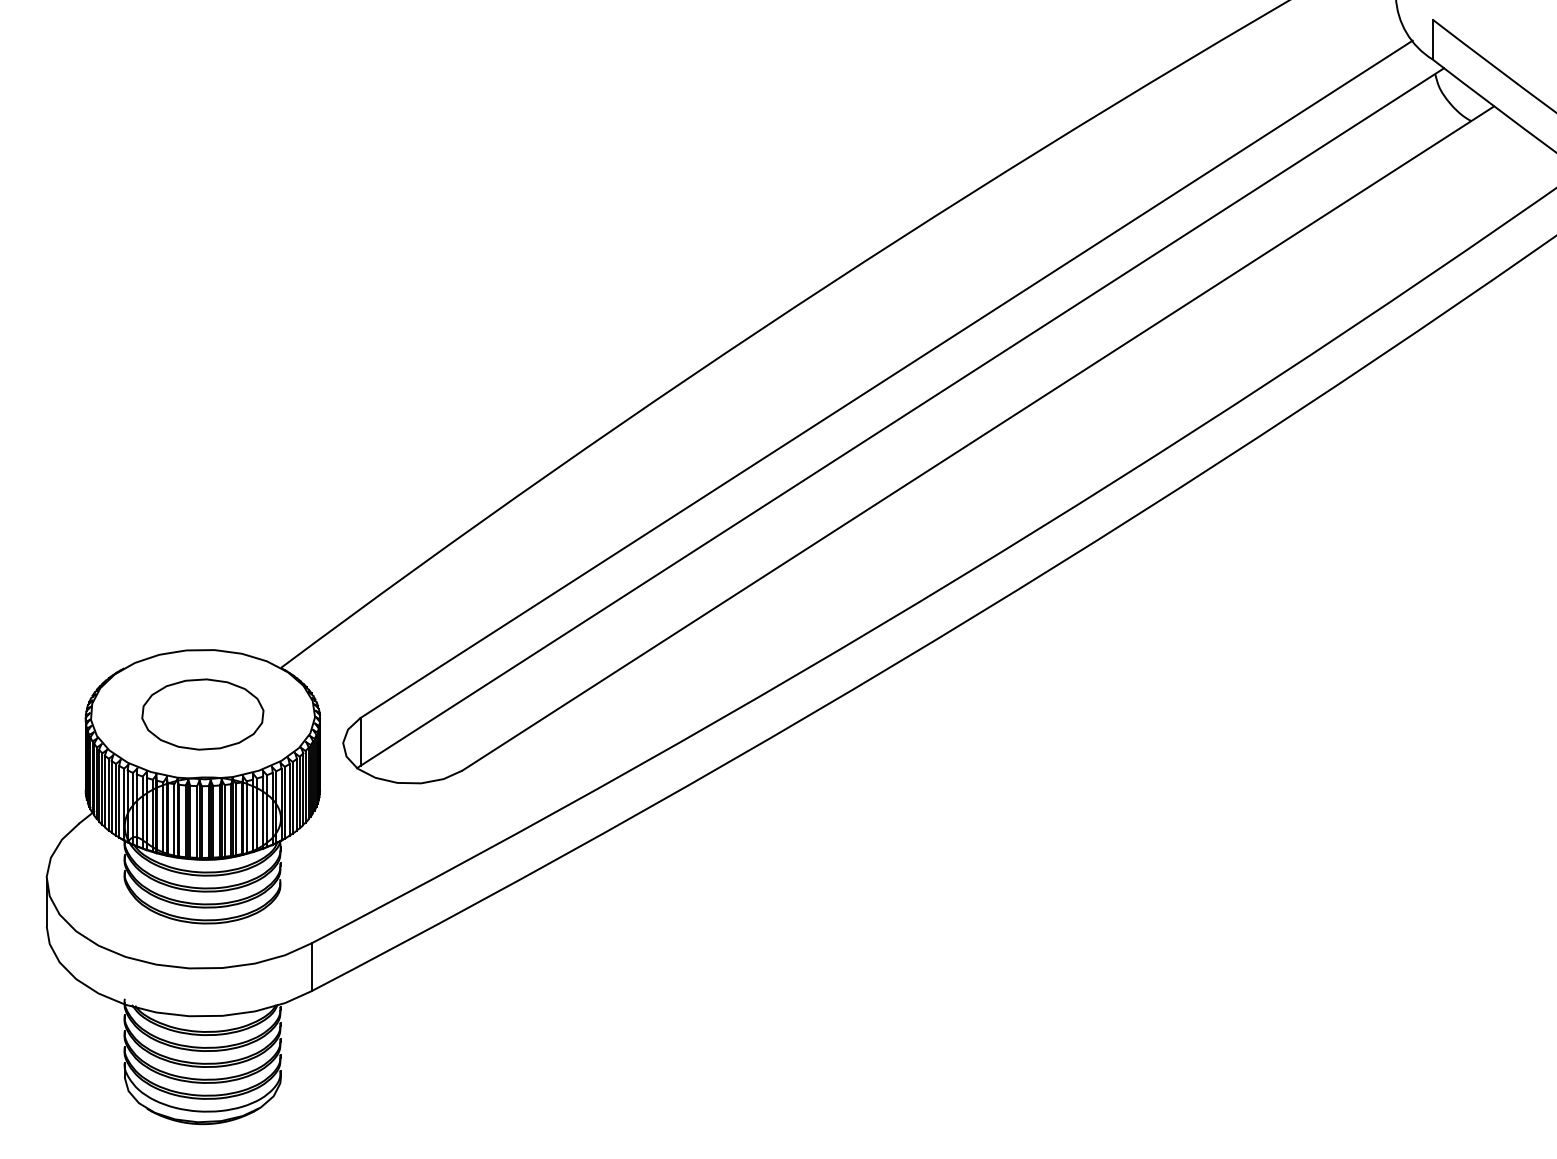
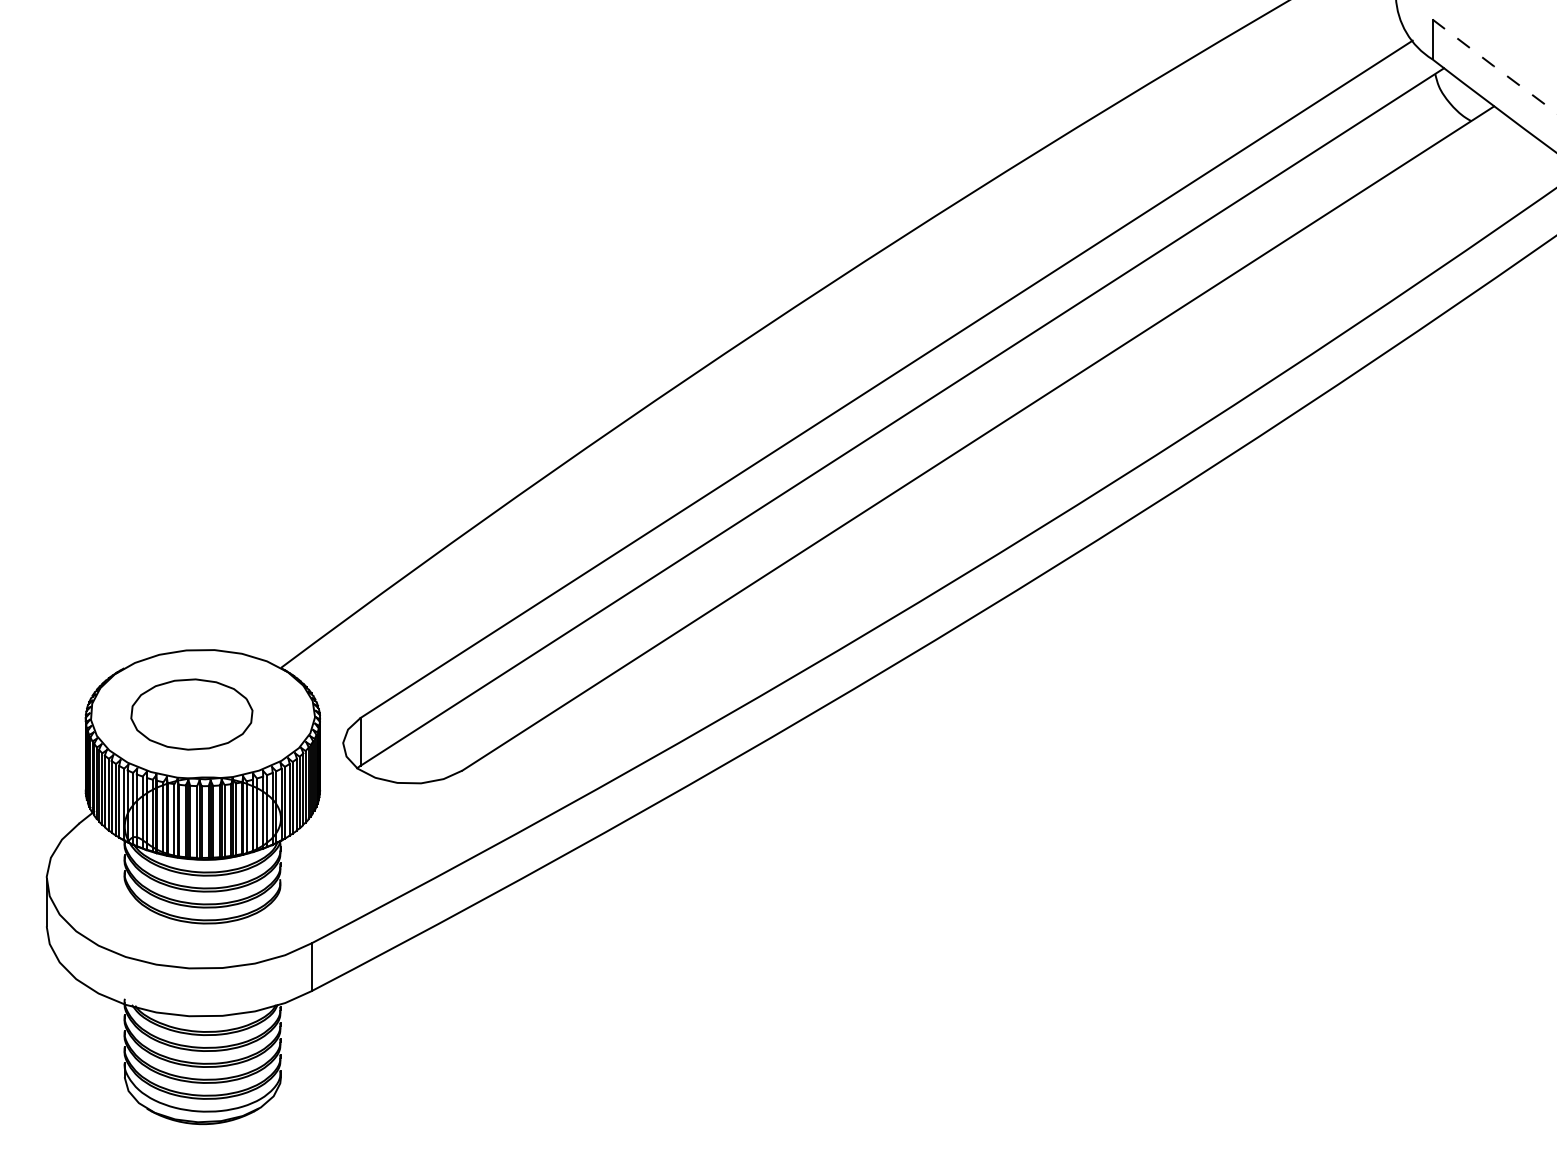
arc: solid -> dashed (1494, 66)
part position: (202, 714) -> (191, 714) (191, 714)
